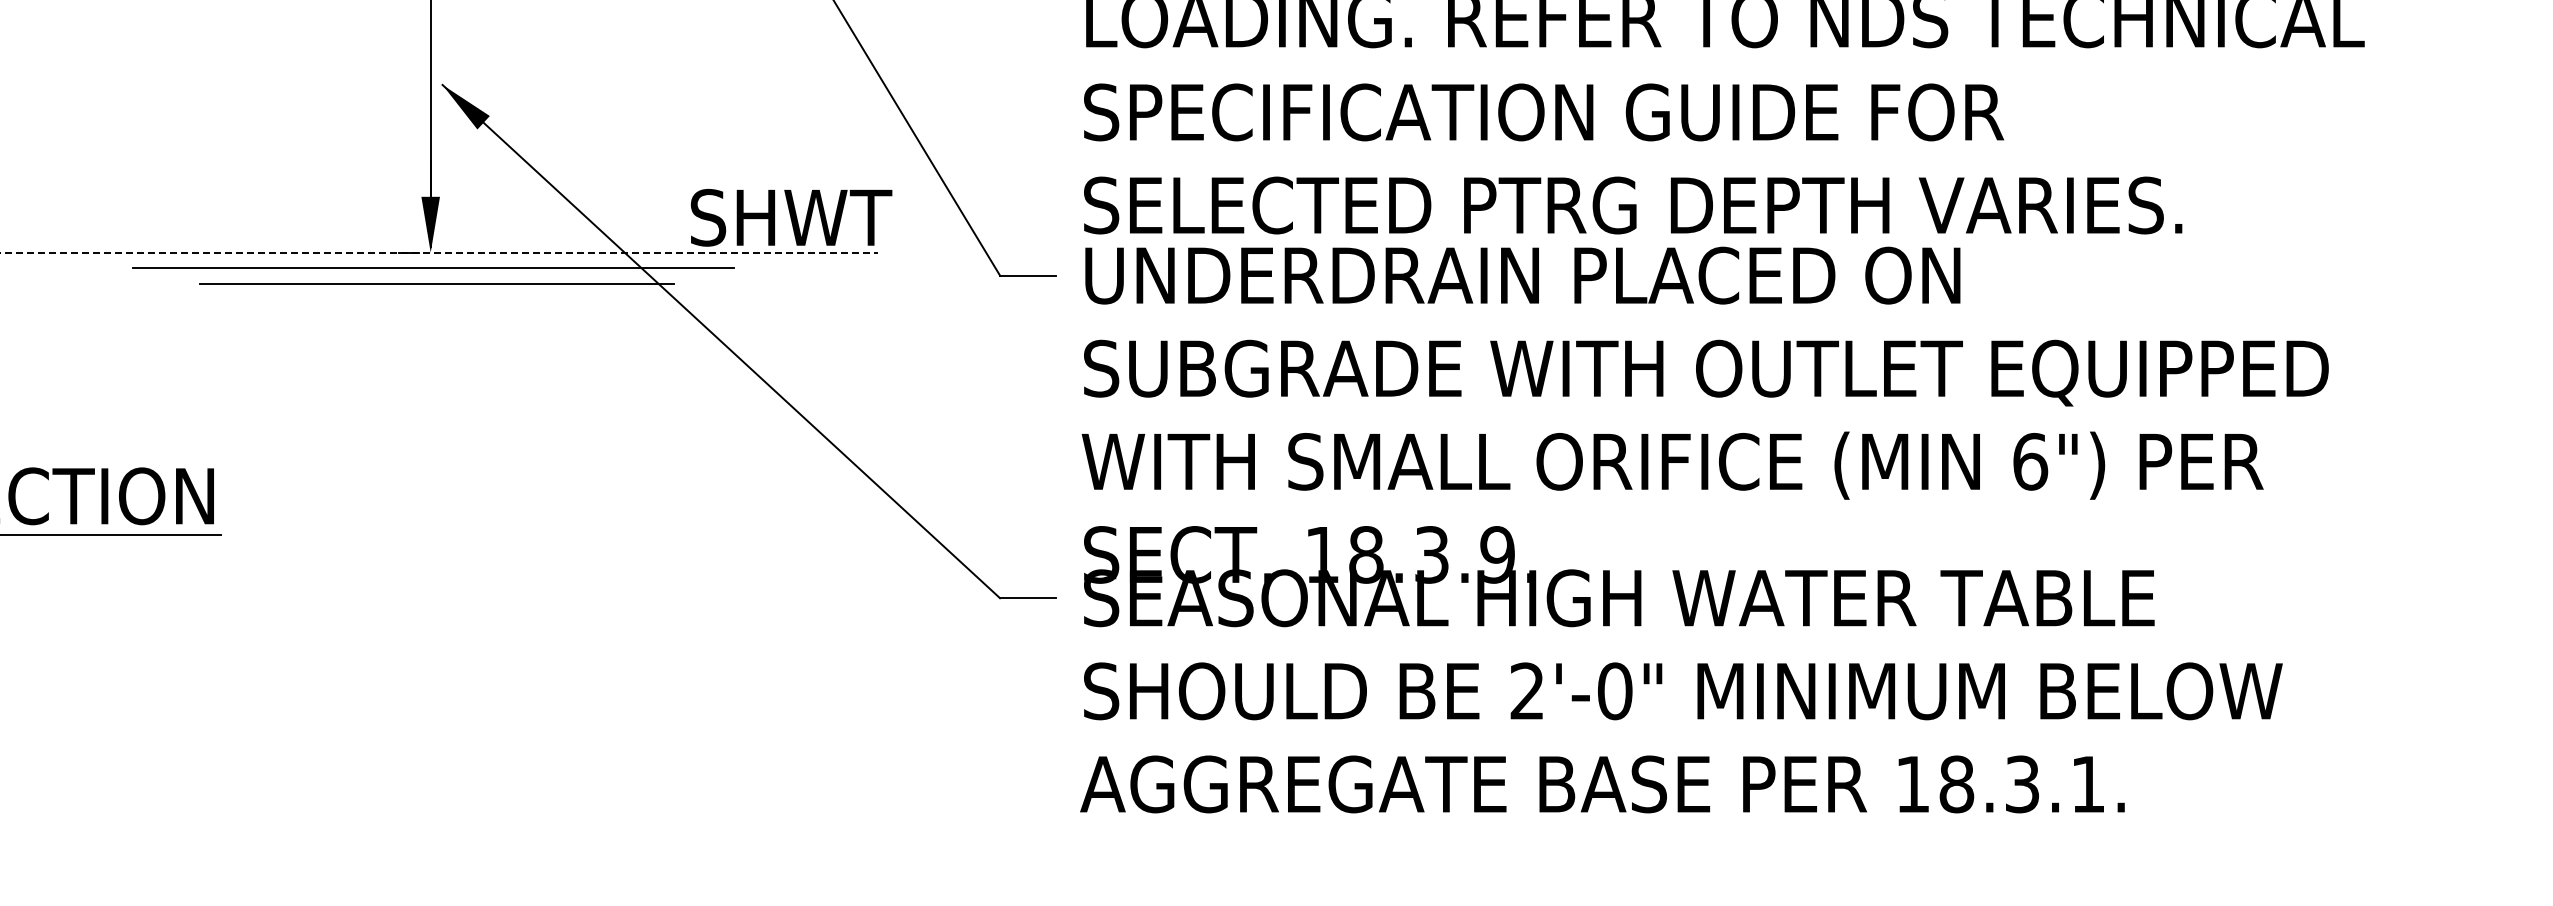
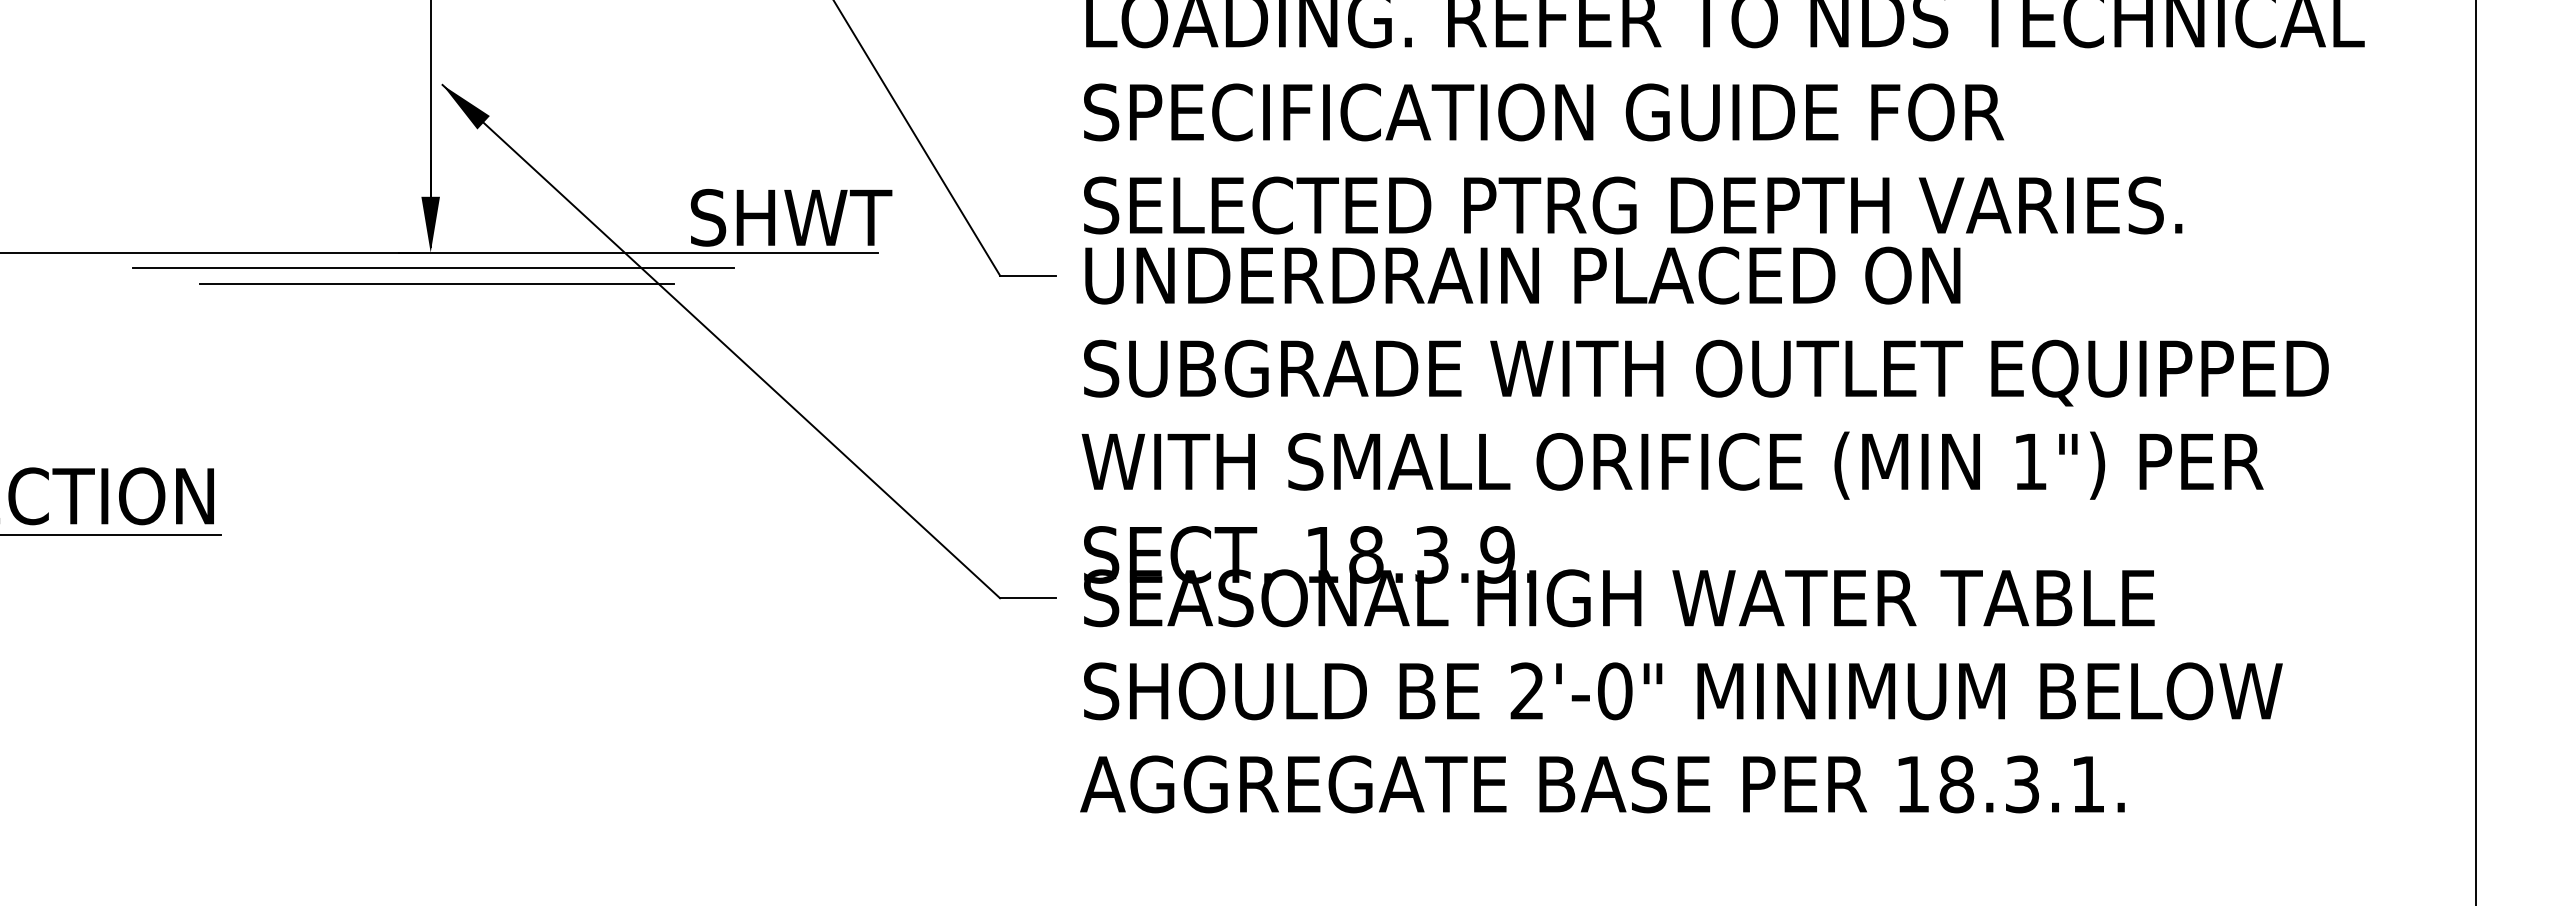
line: dashed -> solid (439, 252)
line: none -> present (2476, 452)
text: 6") -> 1") (2030, 461)
